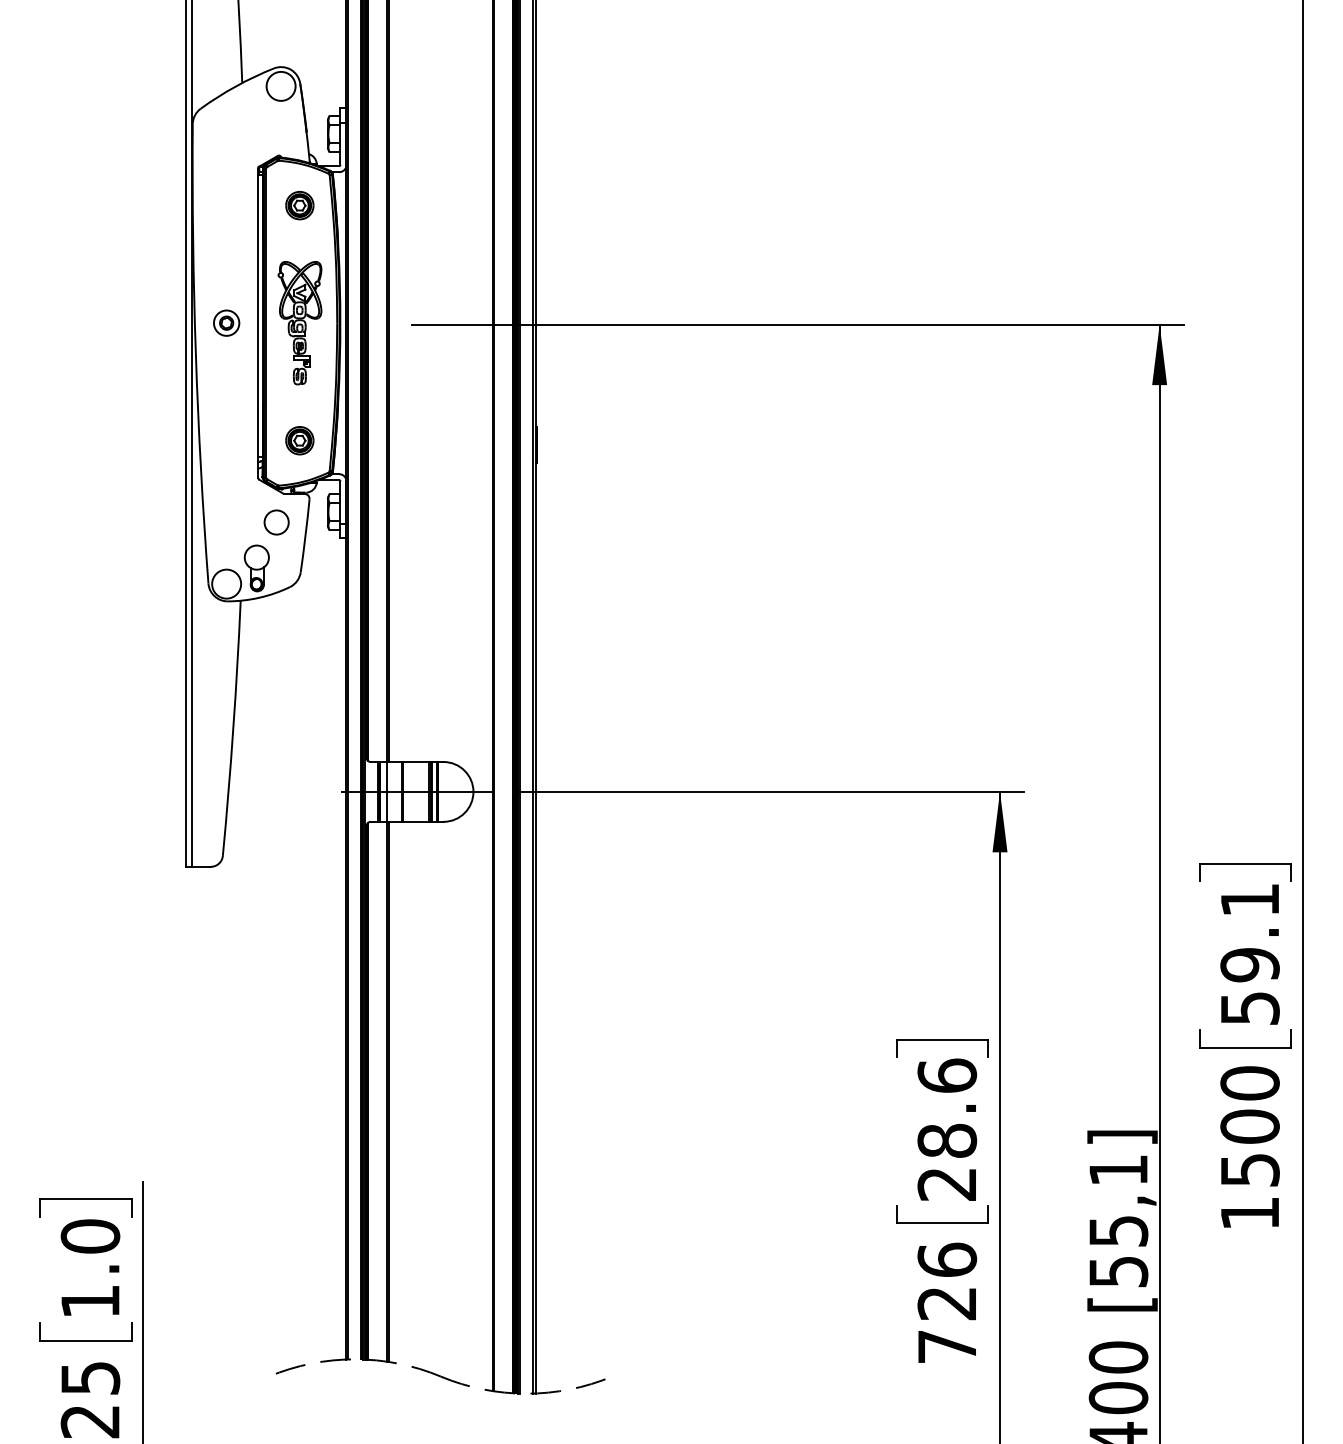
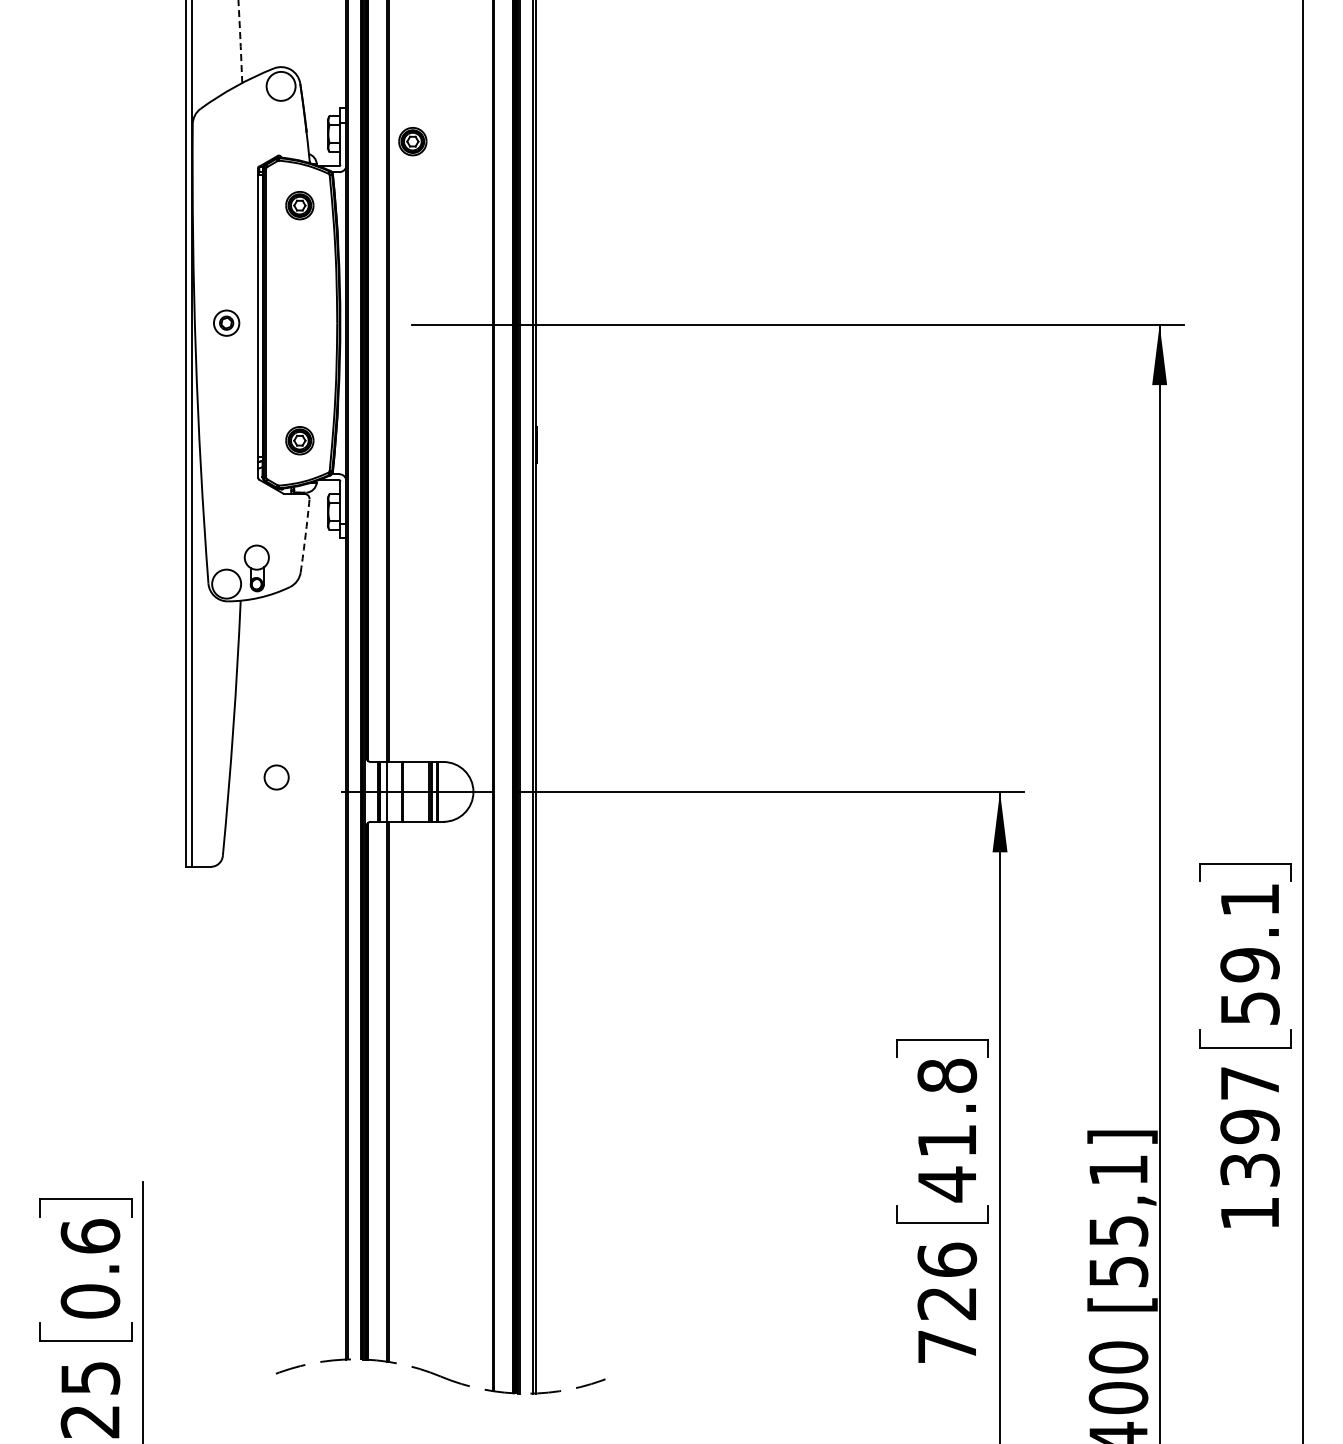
arc: solid -> dashed (240, 41)
part: none -> present (412, 141)
part: present -> none (299, 323)
circle position: (276, 522) -> (276, 777) (276, 777)
arc: solid -> dashed (305, 535)
text: 1500 -> 1397 (1249, 1126)
text: 28.6 -> 41.8 (947, 1130)
text: 1.0 -> 0.6 (90, 1268)
